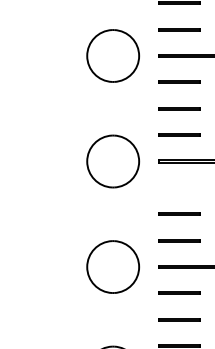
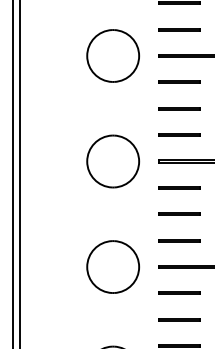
line: none -> present (13, 173)
line: none -> present (19, 173)
line: none -> present (179, 187)
